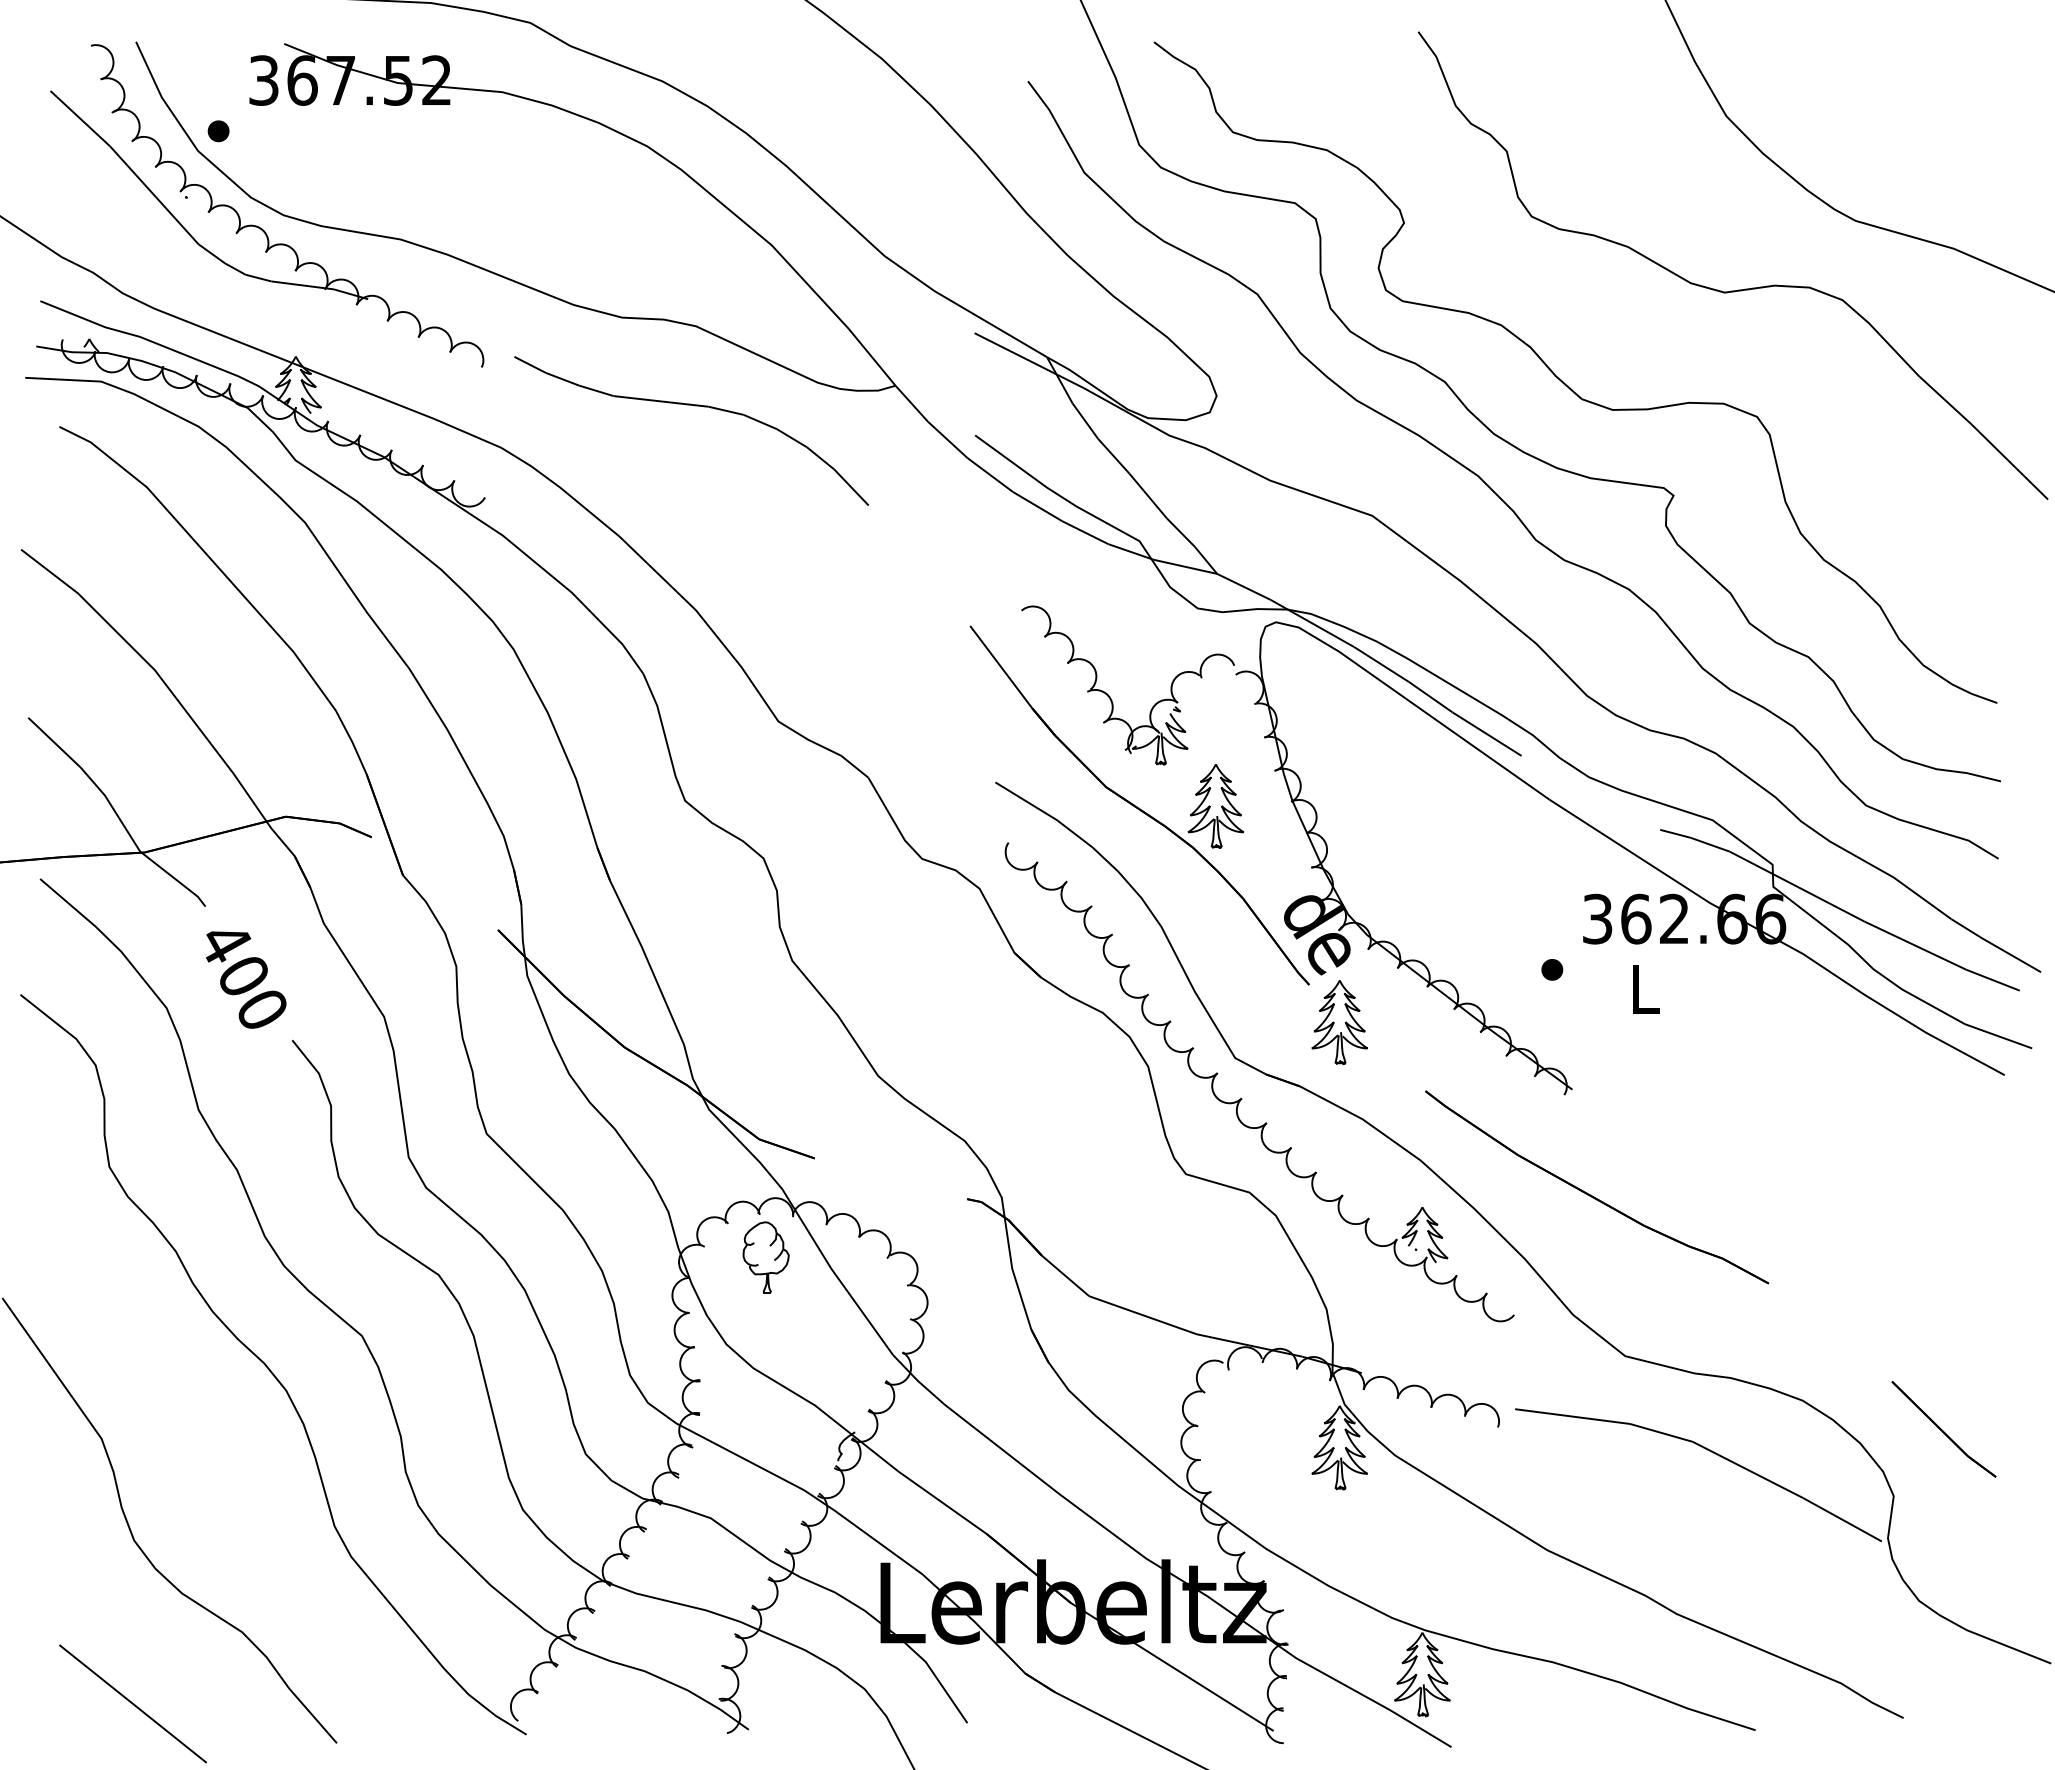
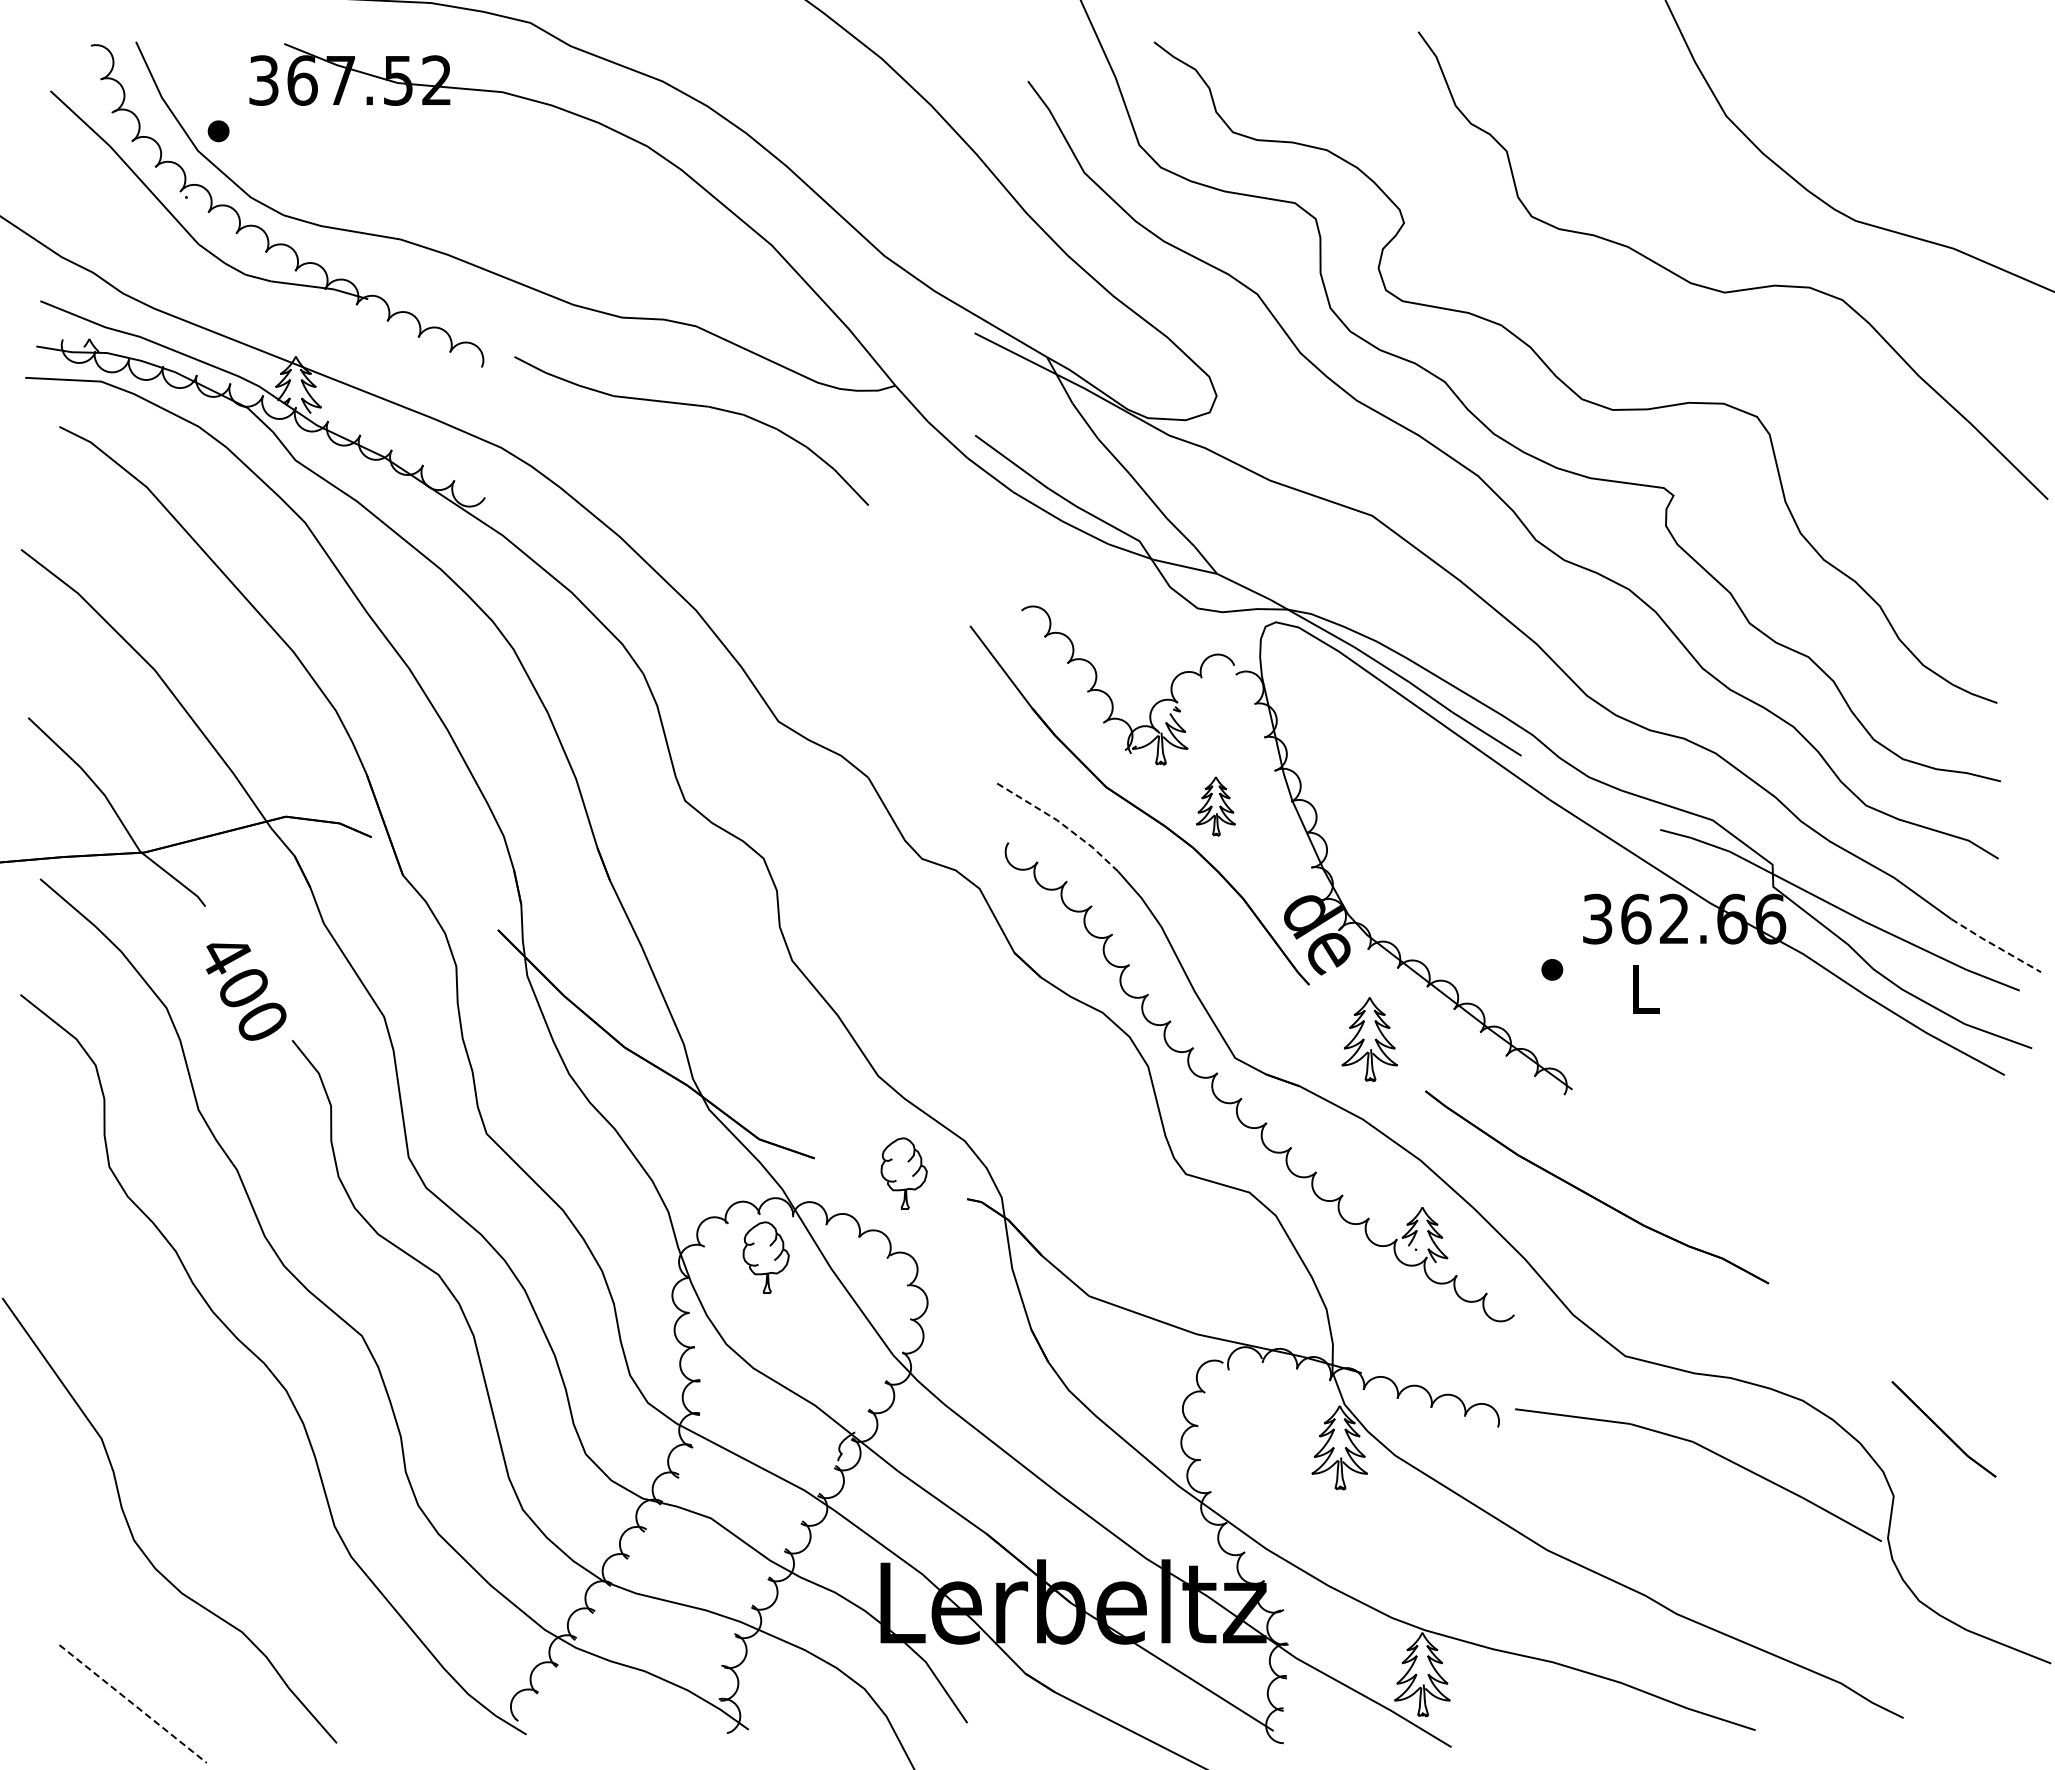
part size: 58x85 px -> 40x61 px (1215, 806)
line: solid -> dashed (1059, 821)
line: solid -> dashed (1995, 945)
text position: (246, 979) -> (246, 991) (246, 991)
part position: (1339, 1022) -> (1369, 1039) (1369, 1039)
part: none -> present (903, 1173)
line: solid -> dashed (133, 1704)
